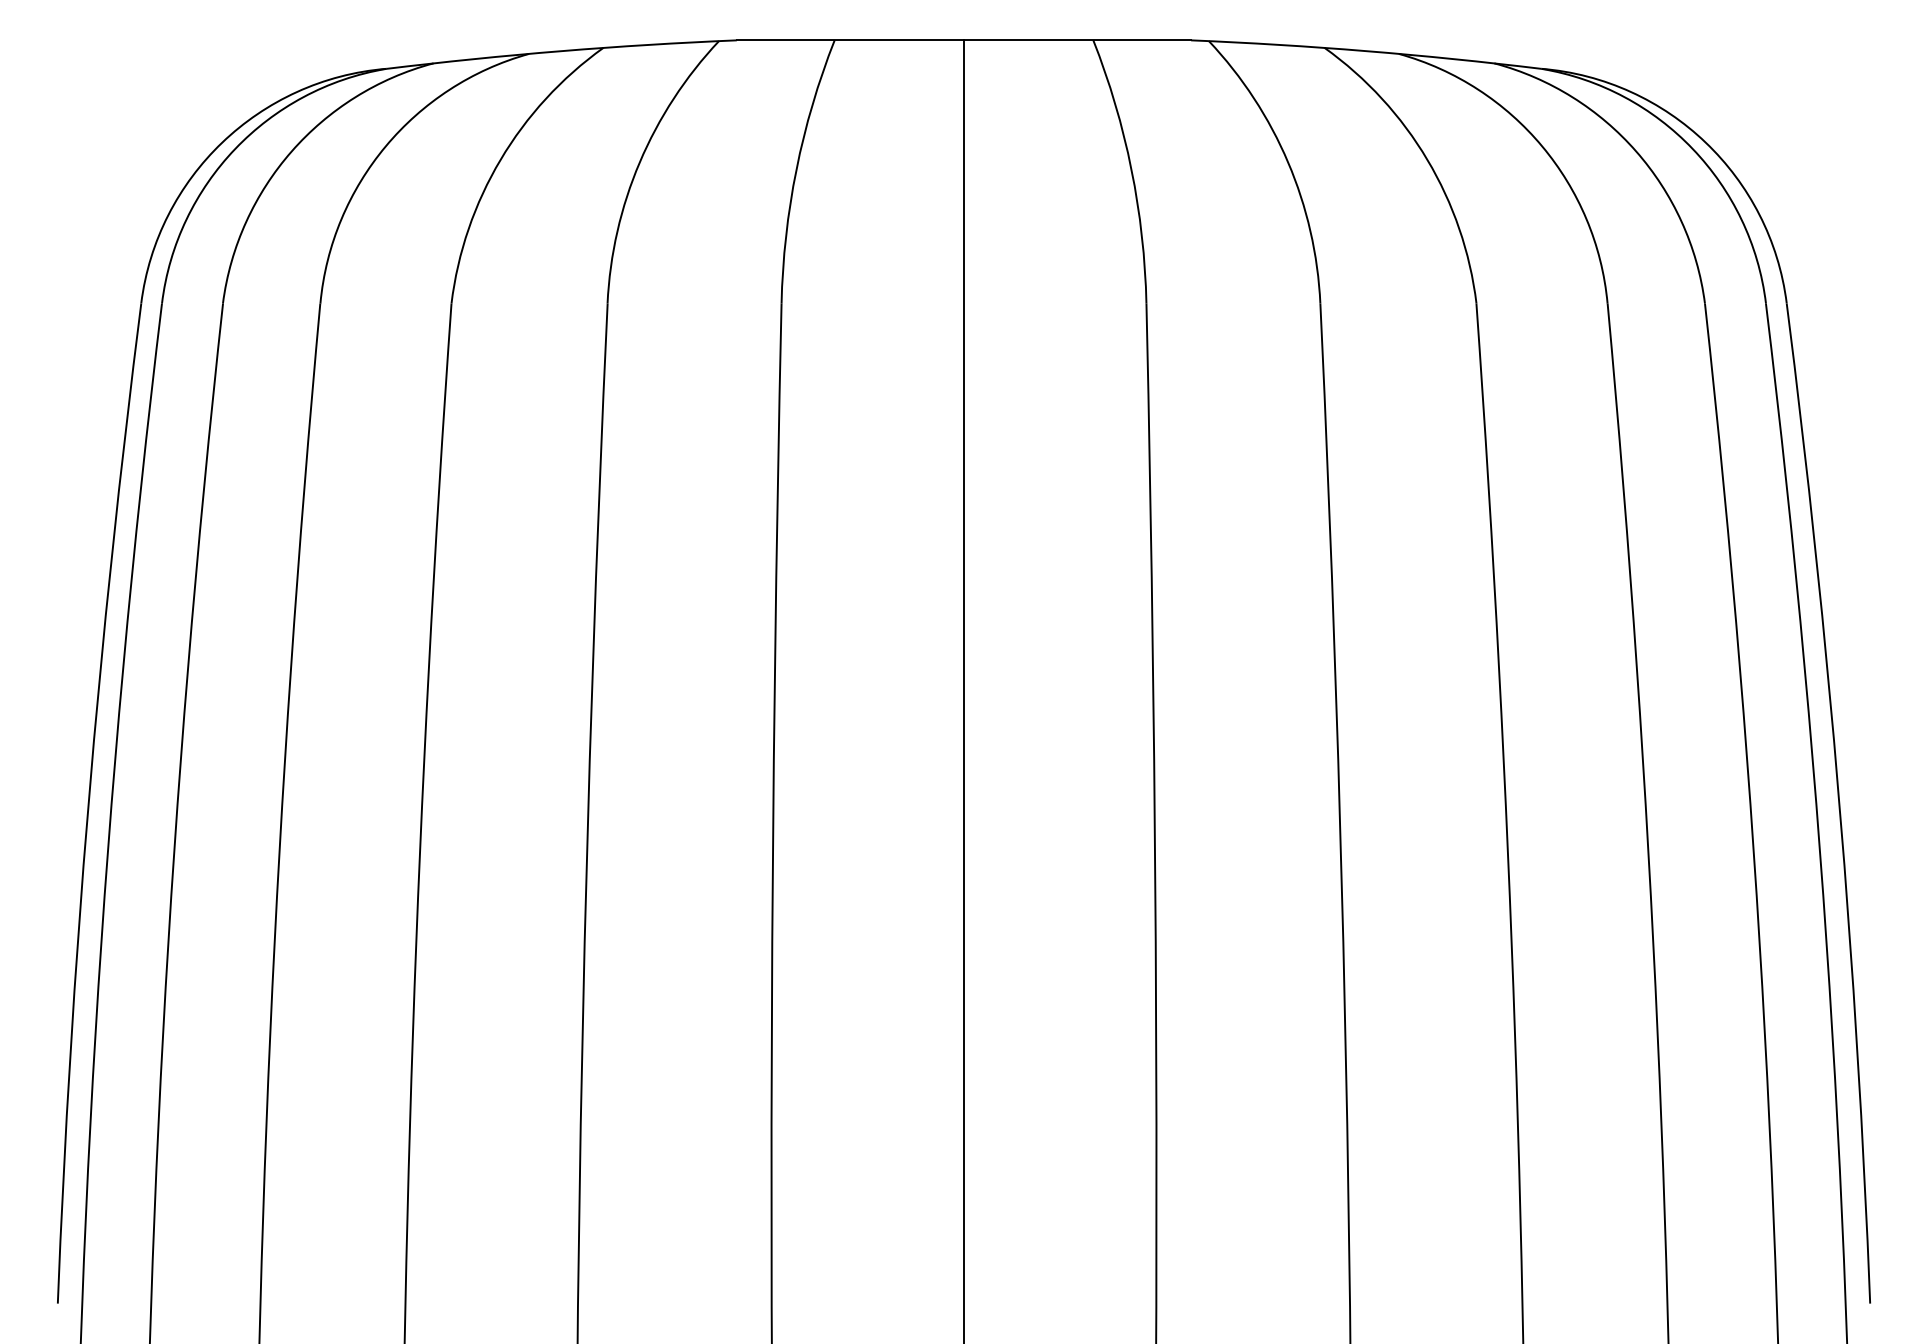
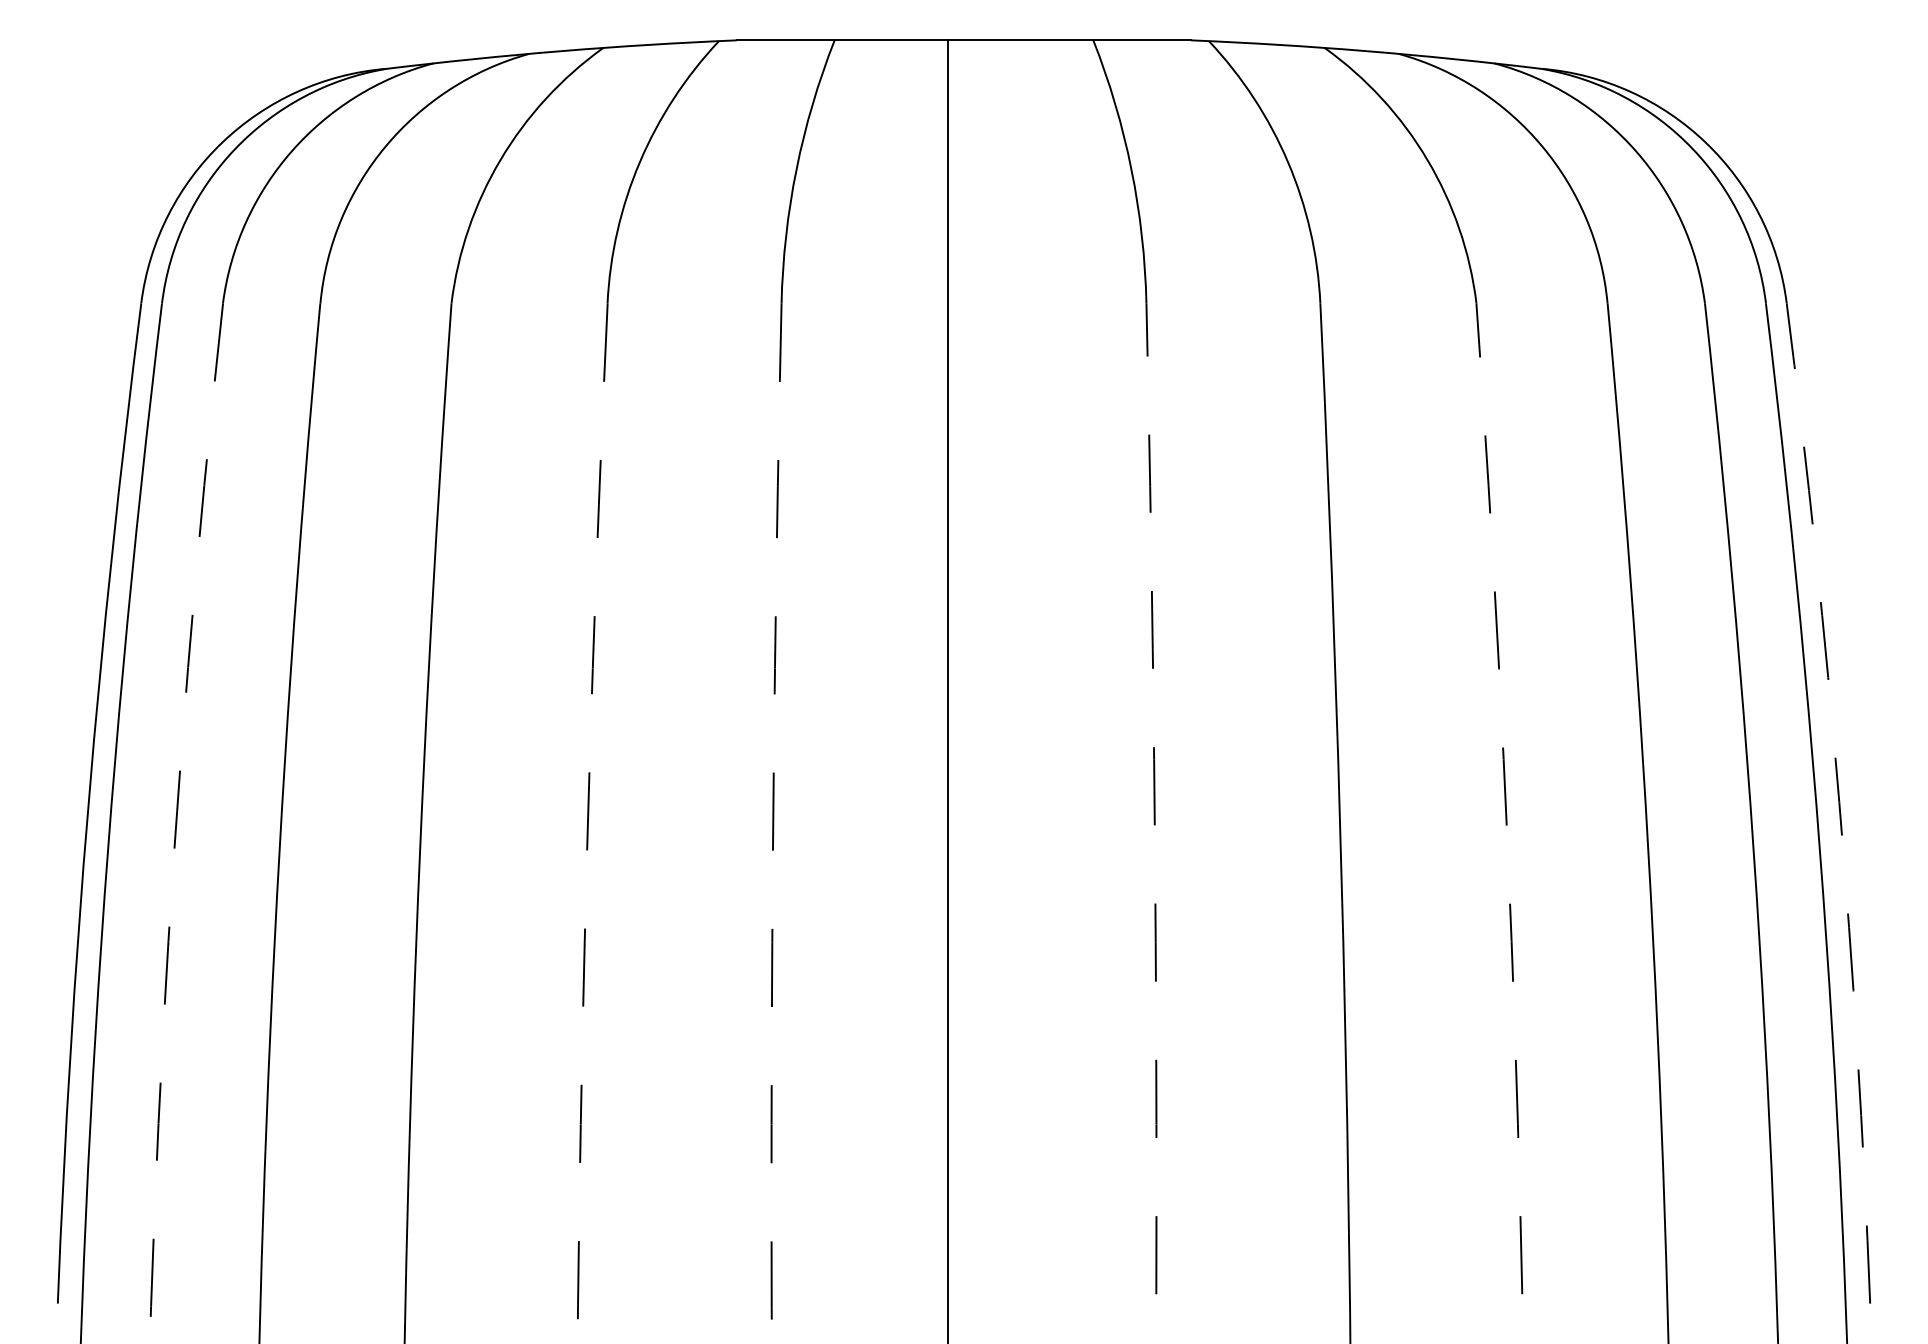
line position: (963, 690) -> (947, 690) (947, 690)
arc: solid -> dashed (1839, 802)
arc: solid -> dashed (1506, 823)
arc: solid -> dashed (176, 824)
arc: solid -> dashed (587, 824)
arc: solid -> dashed (773, 824)
arc: solid -> dashed (1154, 824)
